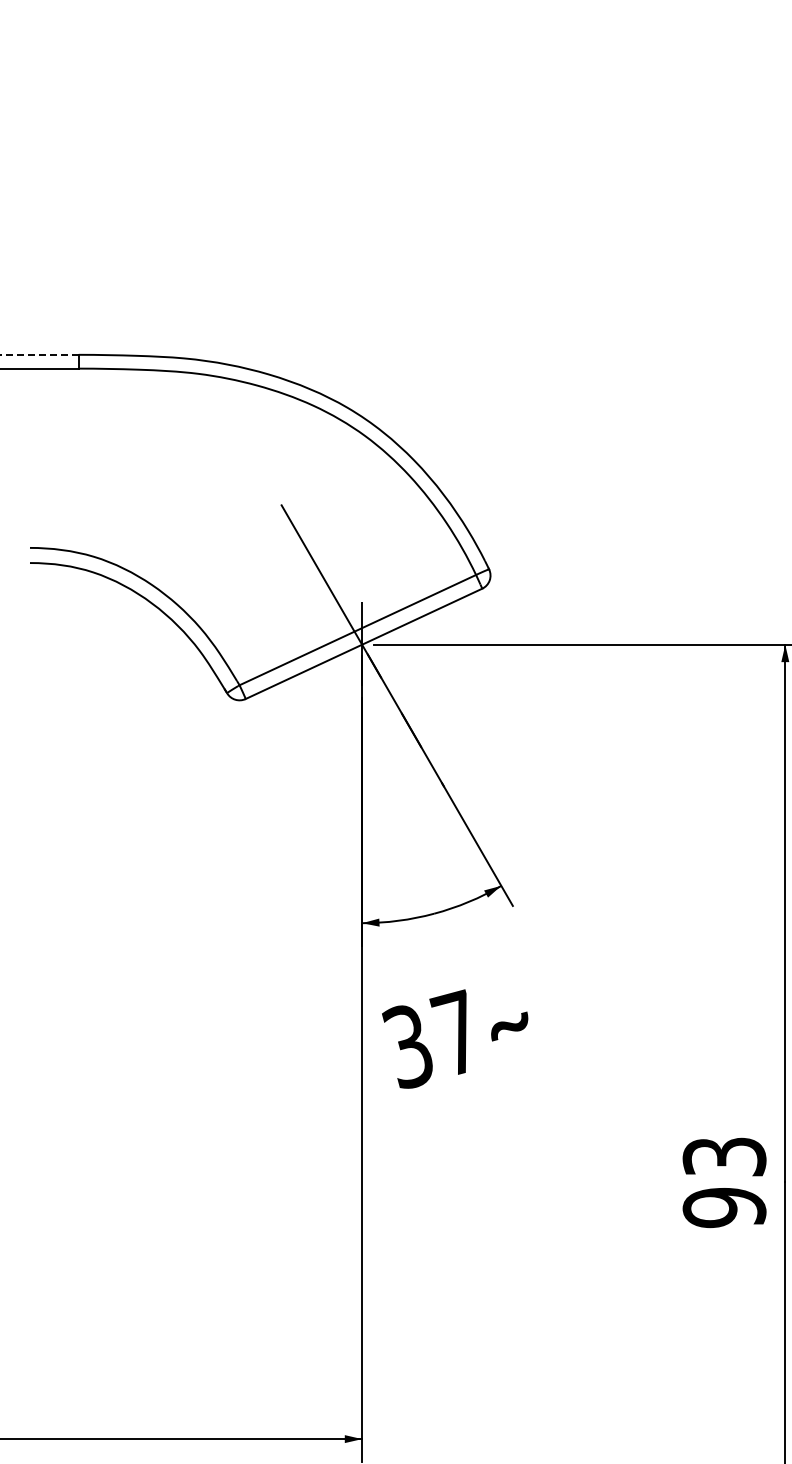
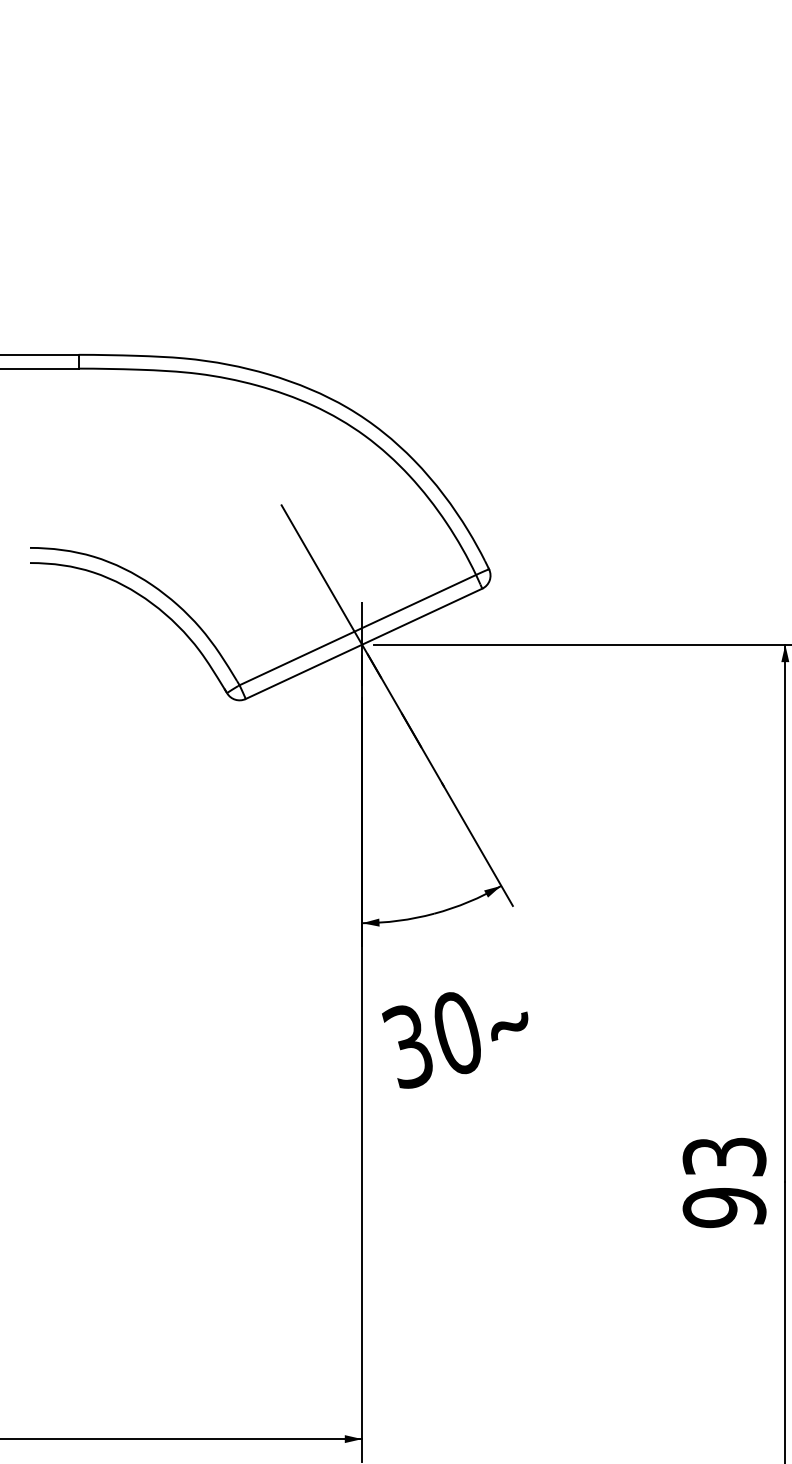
line: dashed -> solid (39, 354)
text: 37 -> 30 (454, 1031)
